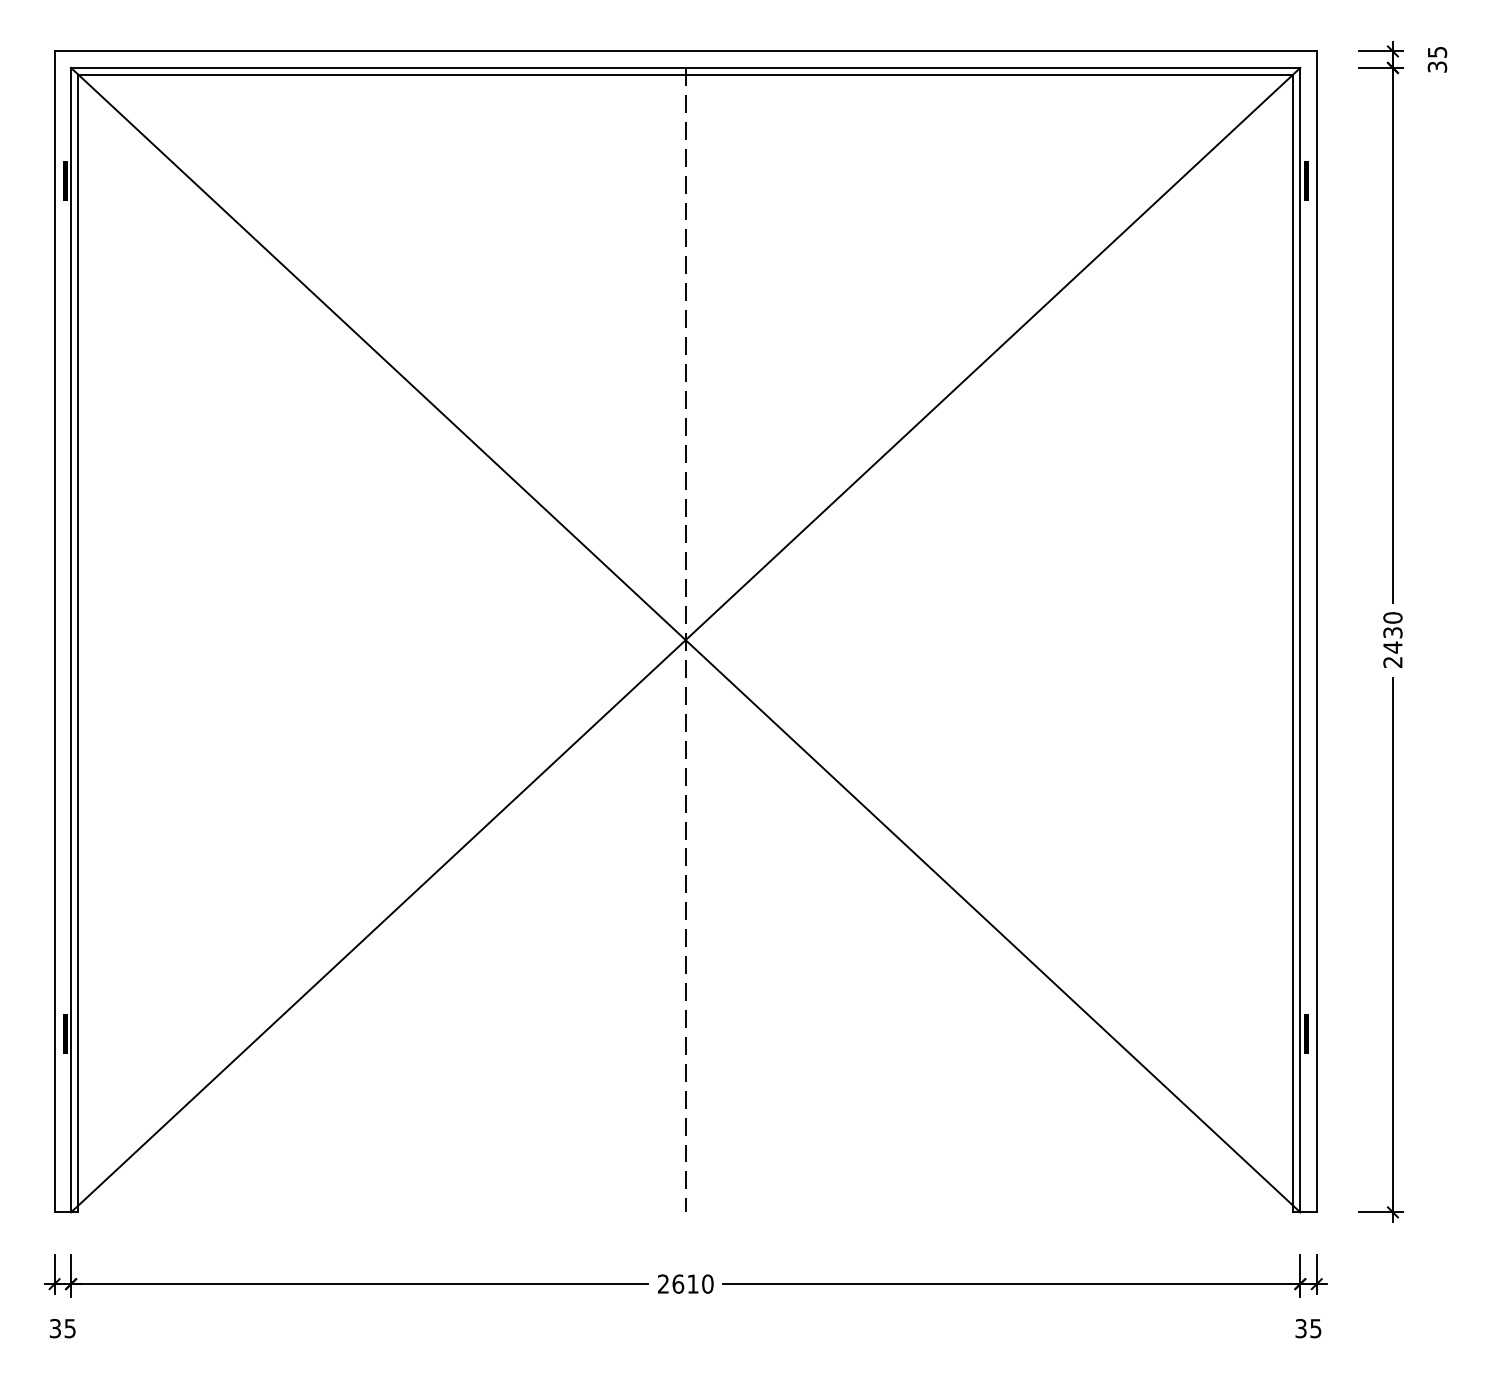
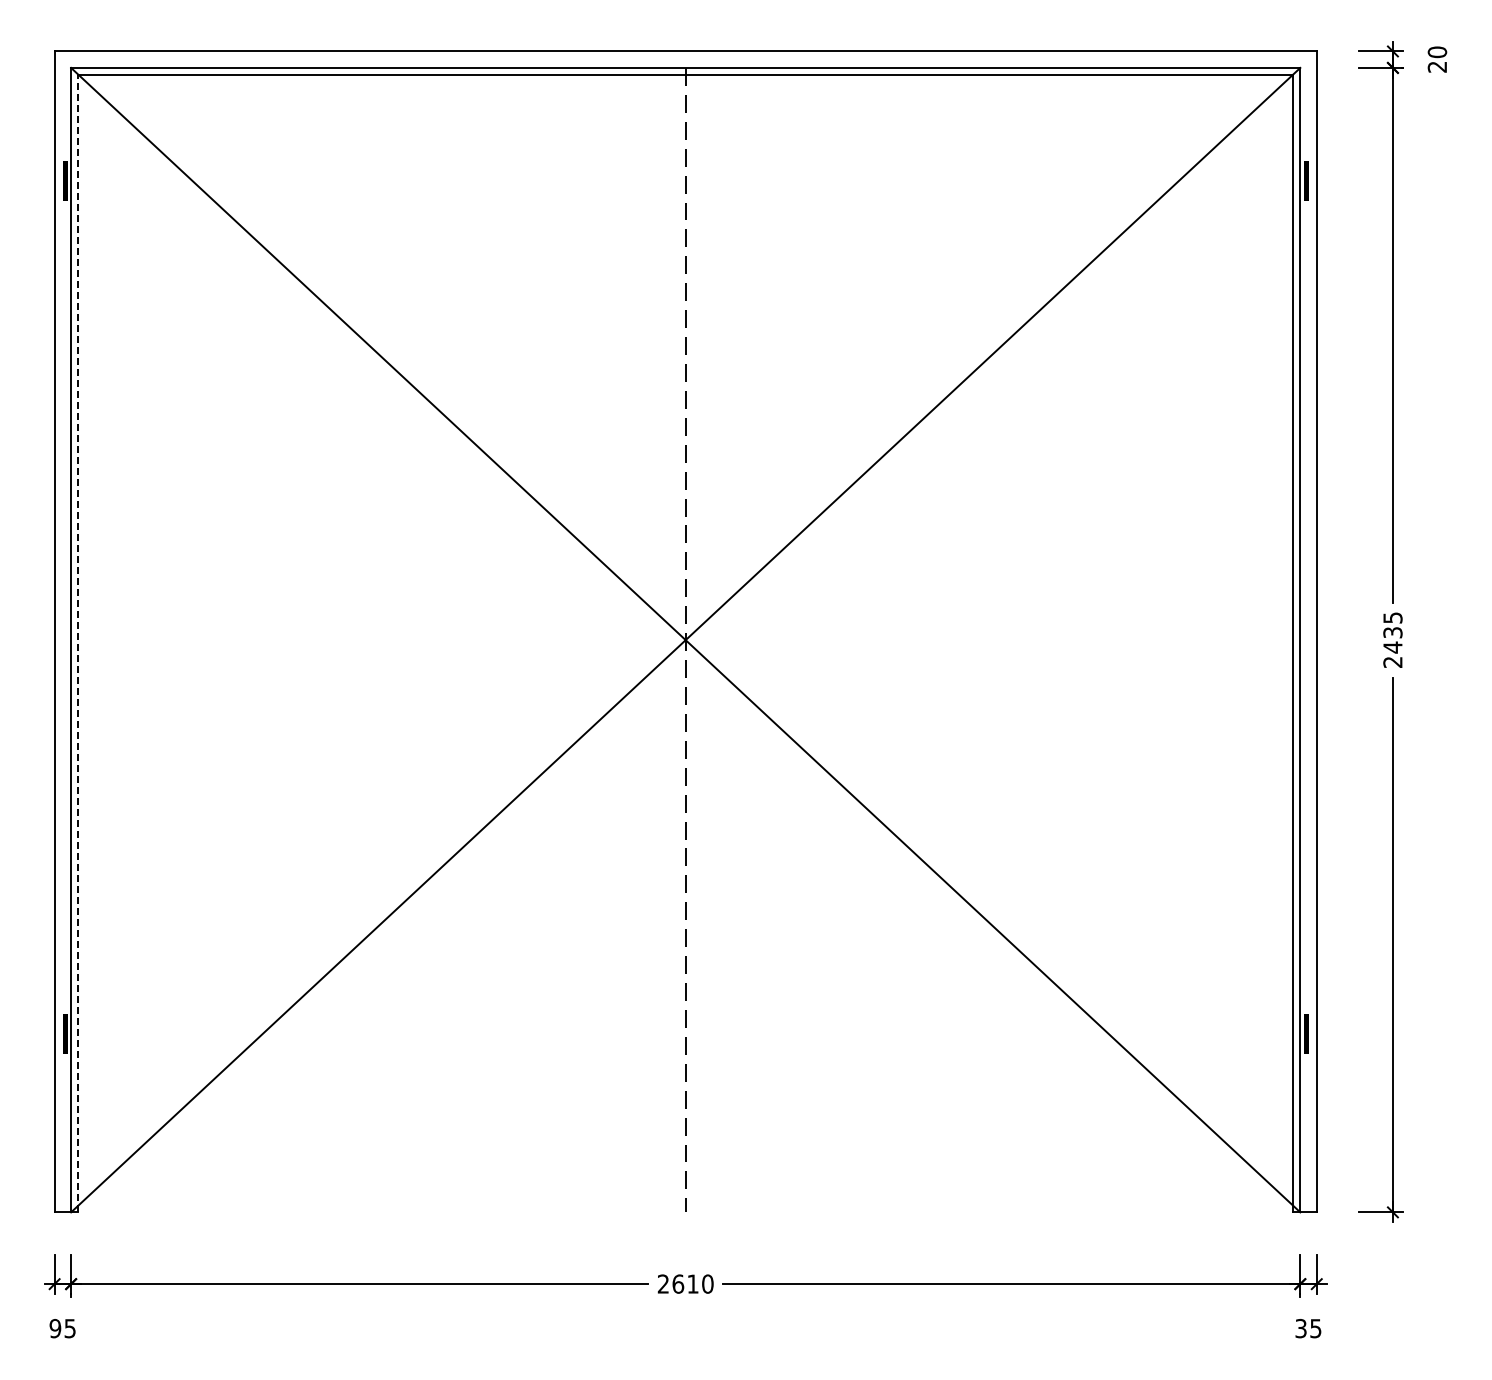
text: 35 -> 20 (1437, 59)
text: 2430 -> 2435 (1392, 617)
line: solid -> dashed (78, 643)
text: 35 -> 95 (55, 1328)
